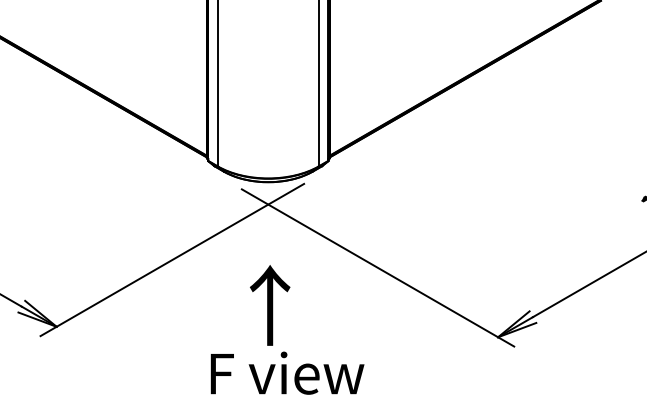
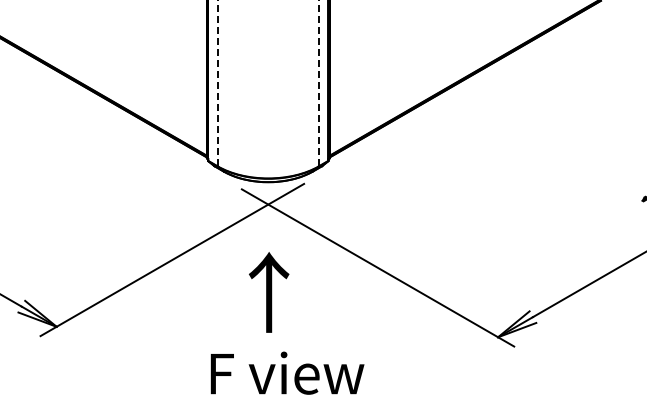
line: solid -> dashed (217, 83)
line: solid -> dashed (318, 83)
text position: (270, 305) -> (269, 292) (269, 292)
